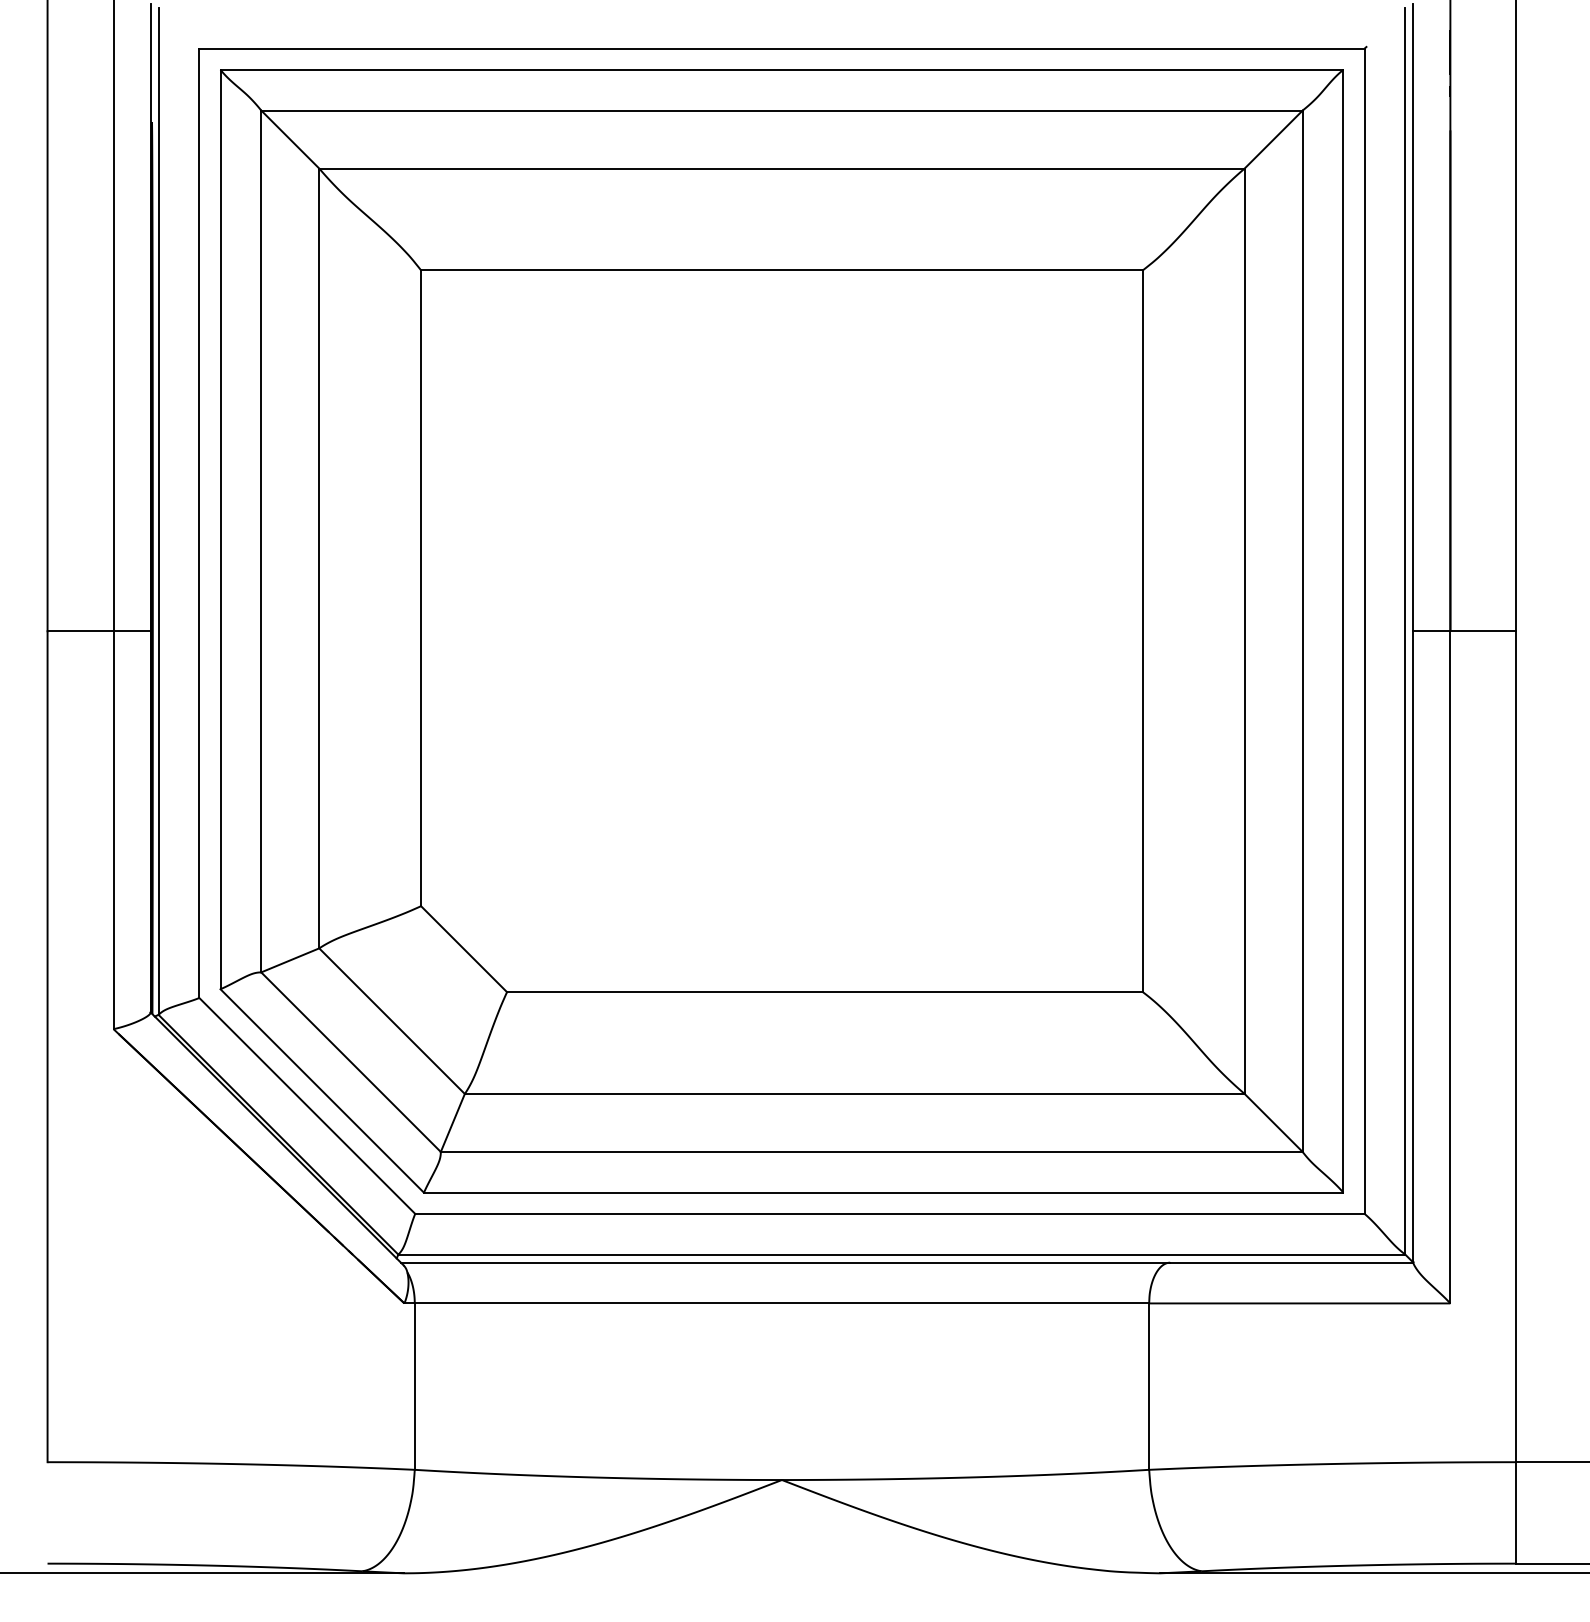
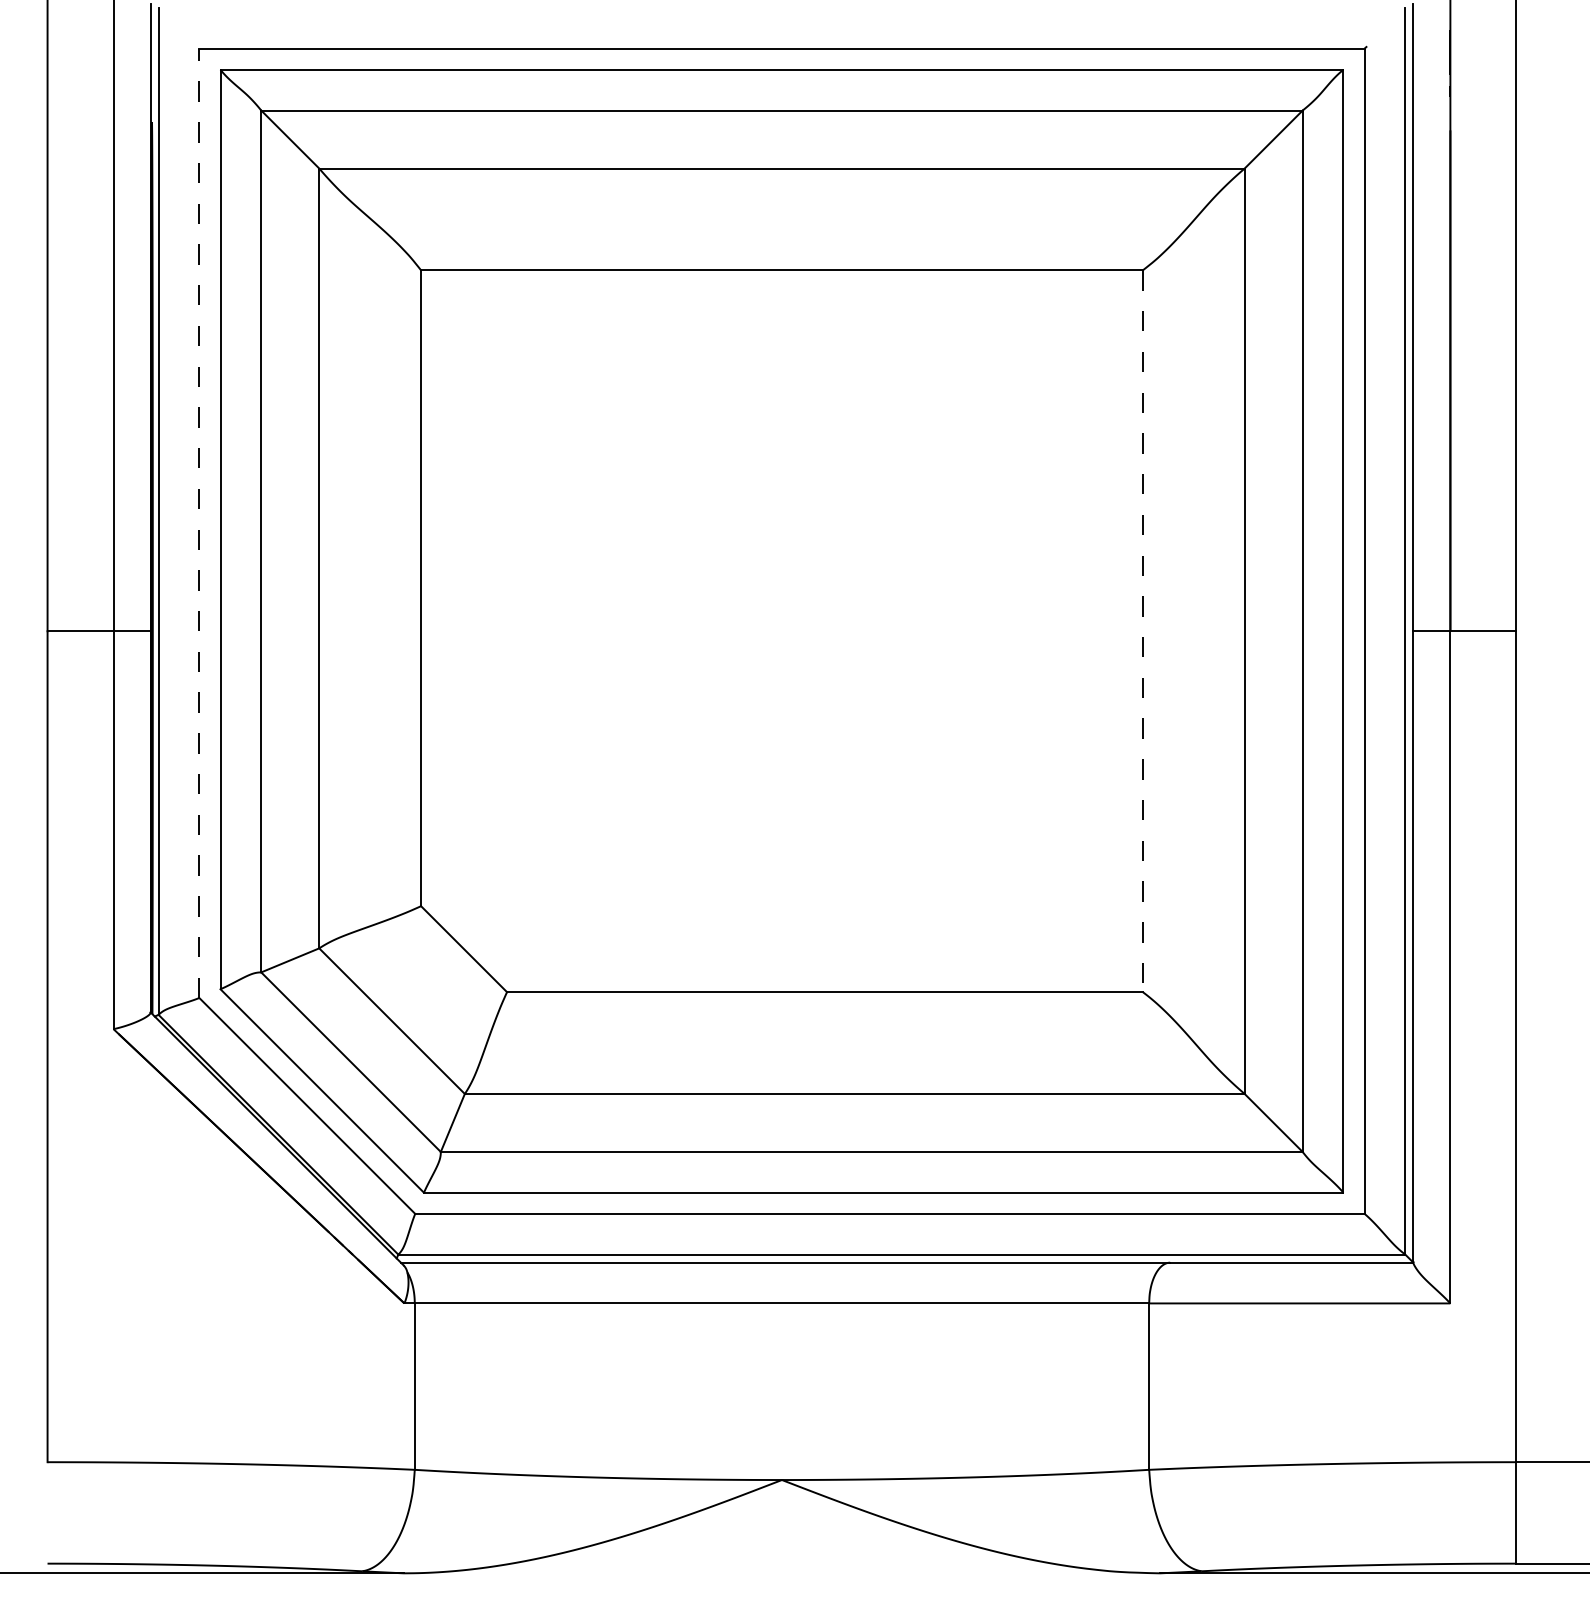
line: solid -> dashed (199, 523)
line: solid -> dashed (1142, 631)
